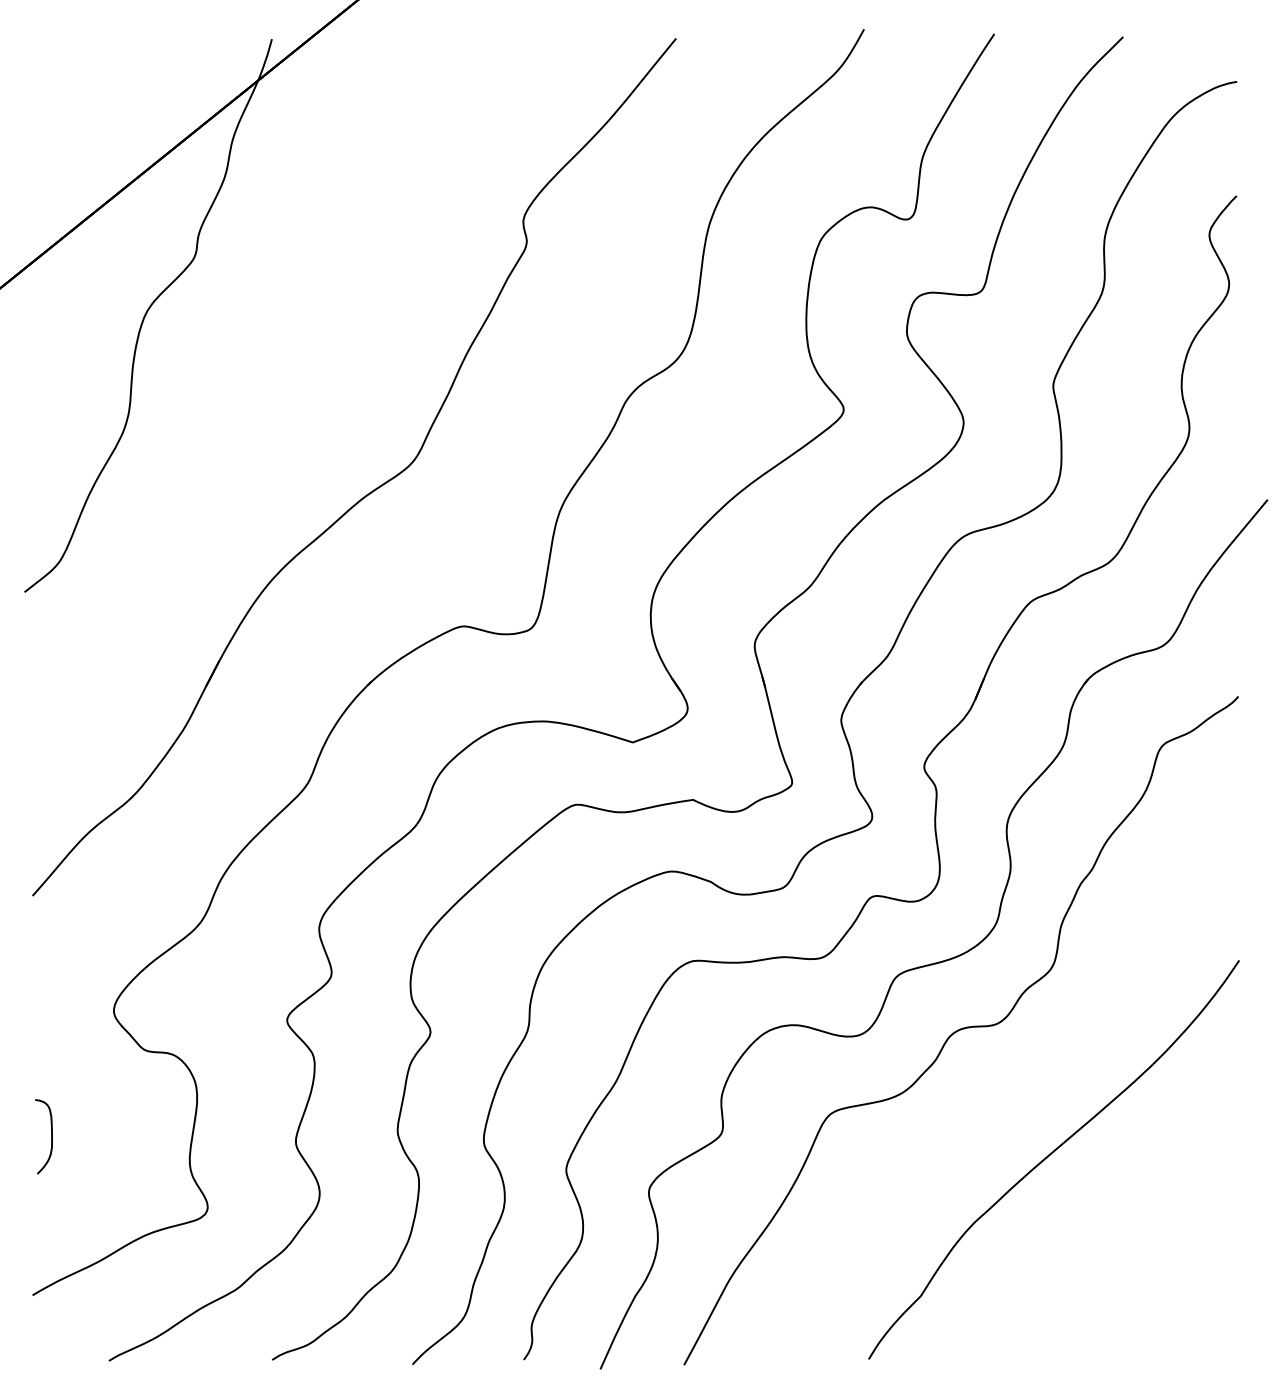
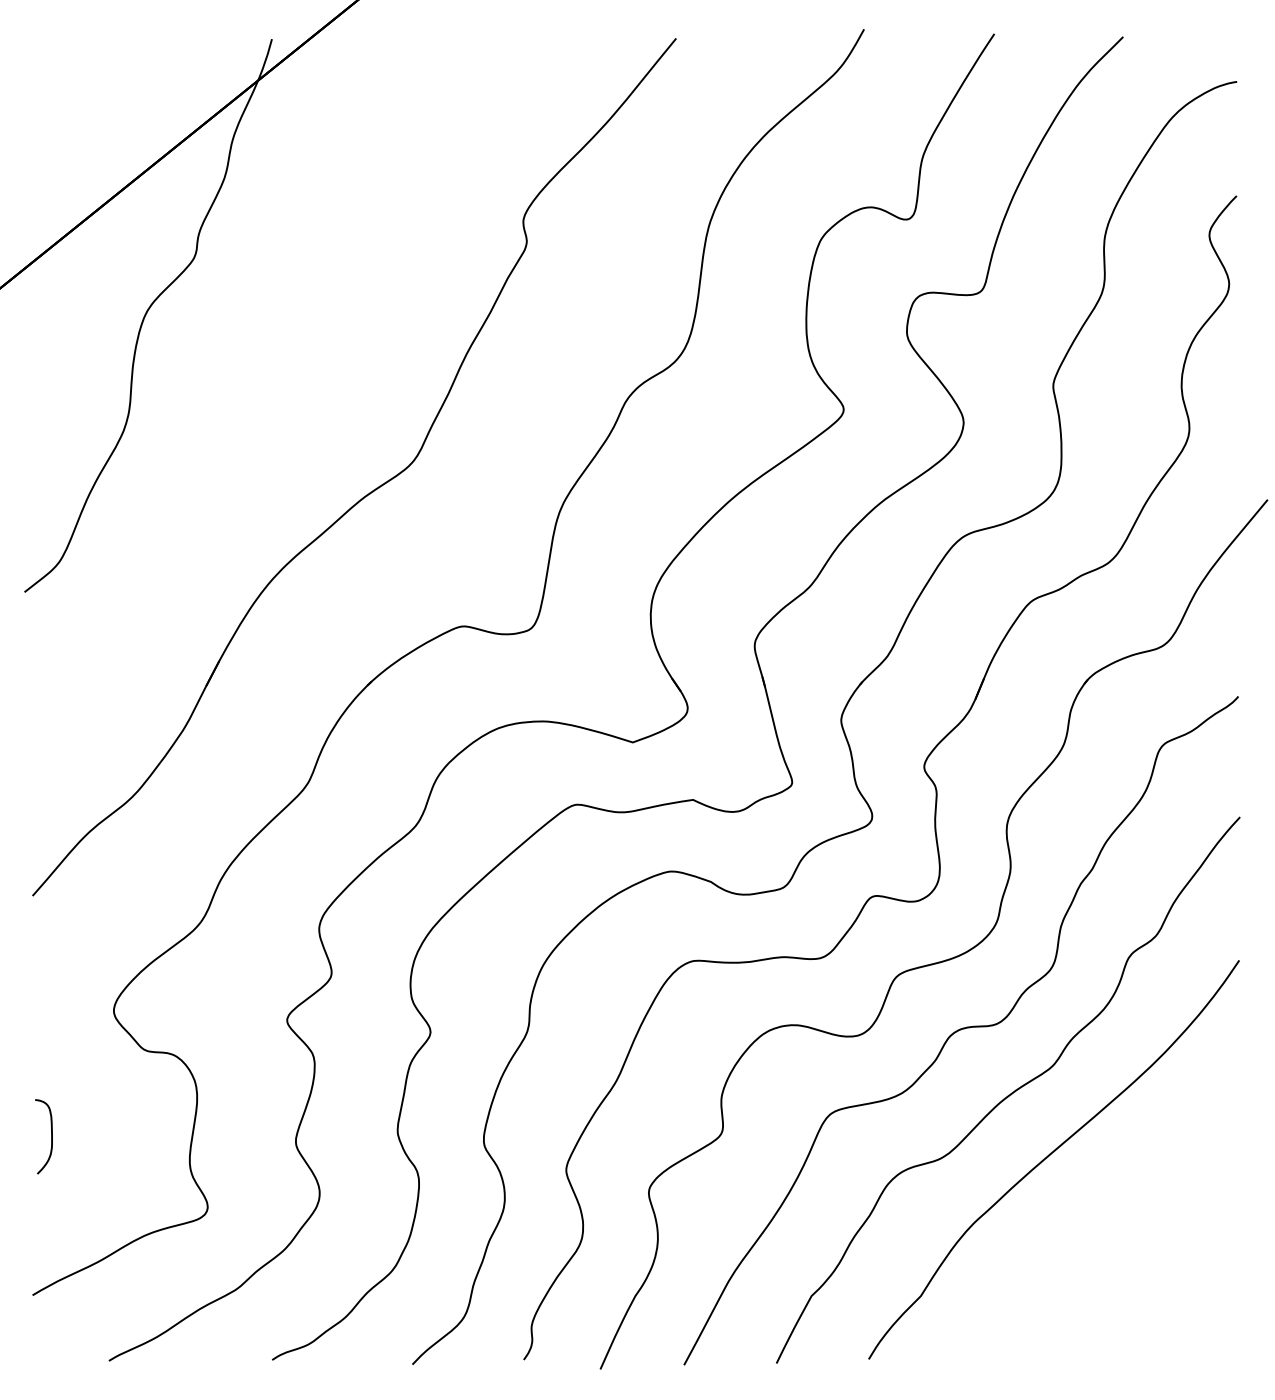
curve: none -> present (1011, 1092)
